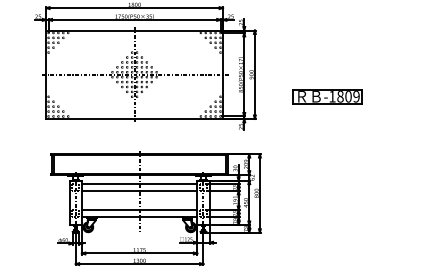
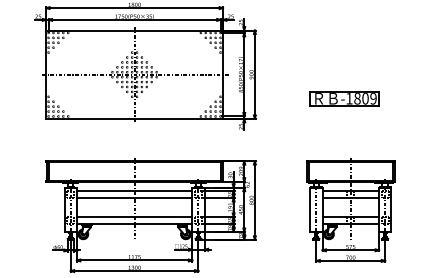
part position: (327, 96) -> (344, 98) (344, 98)
part position: (155, 208) -> (150, 215) (150, 215)
part: none -> present (350, 210)
